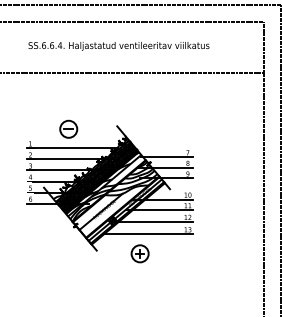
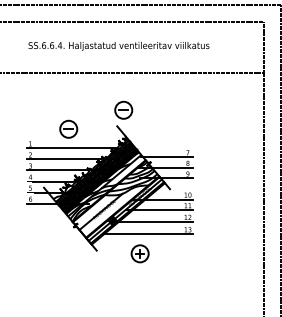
part: none -> present (123, 109)
